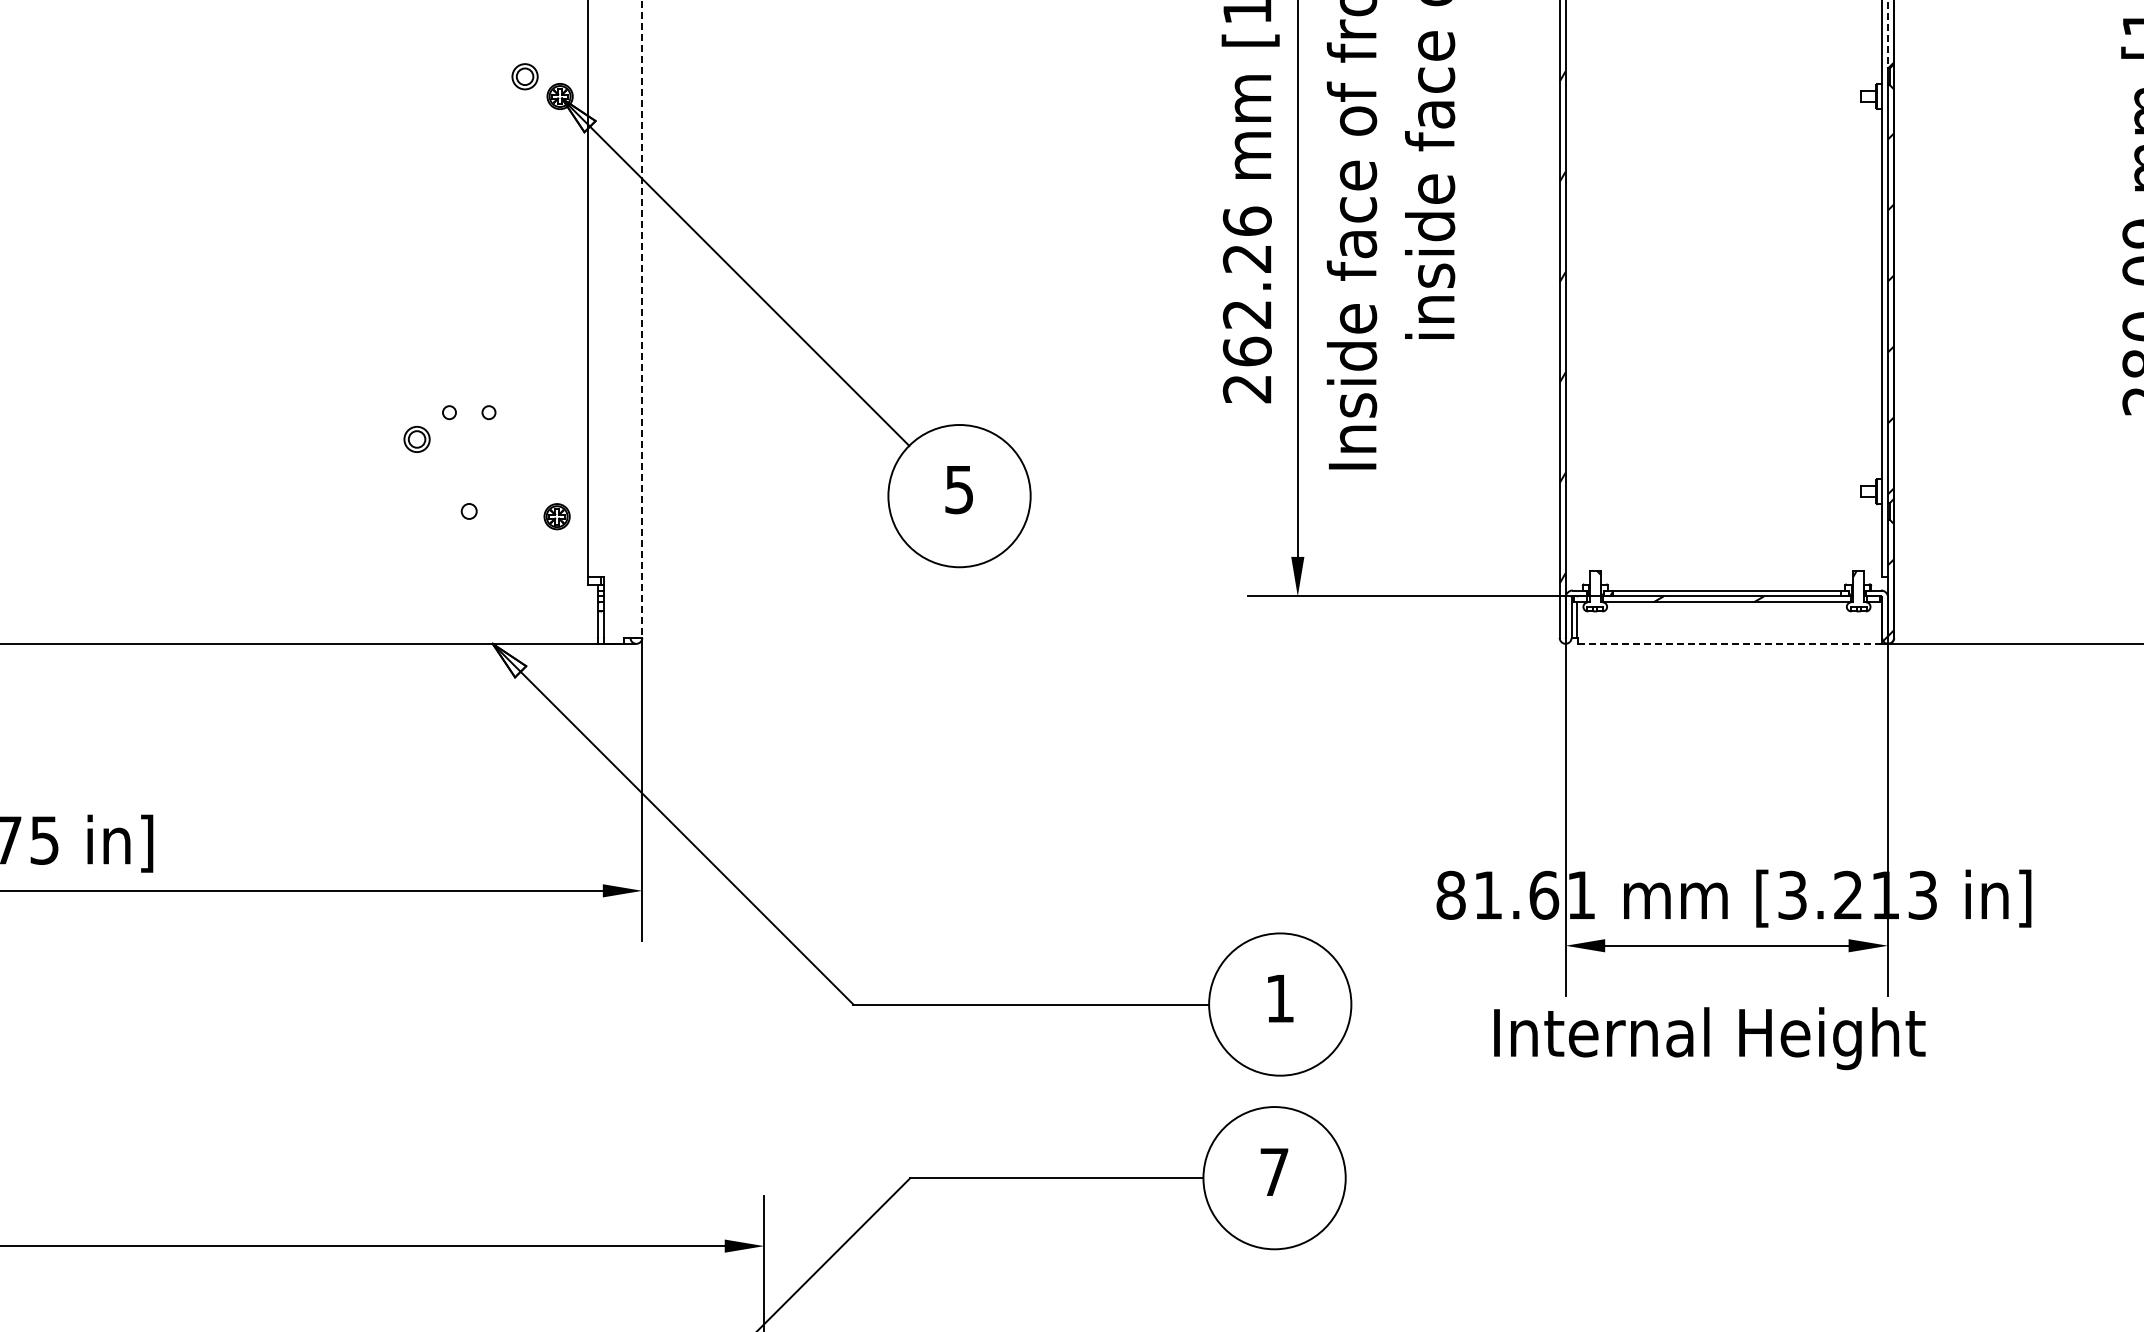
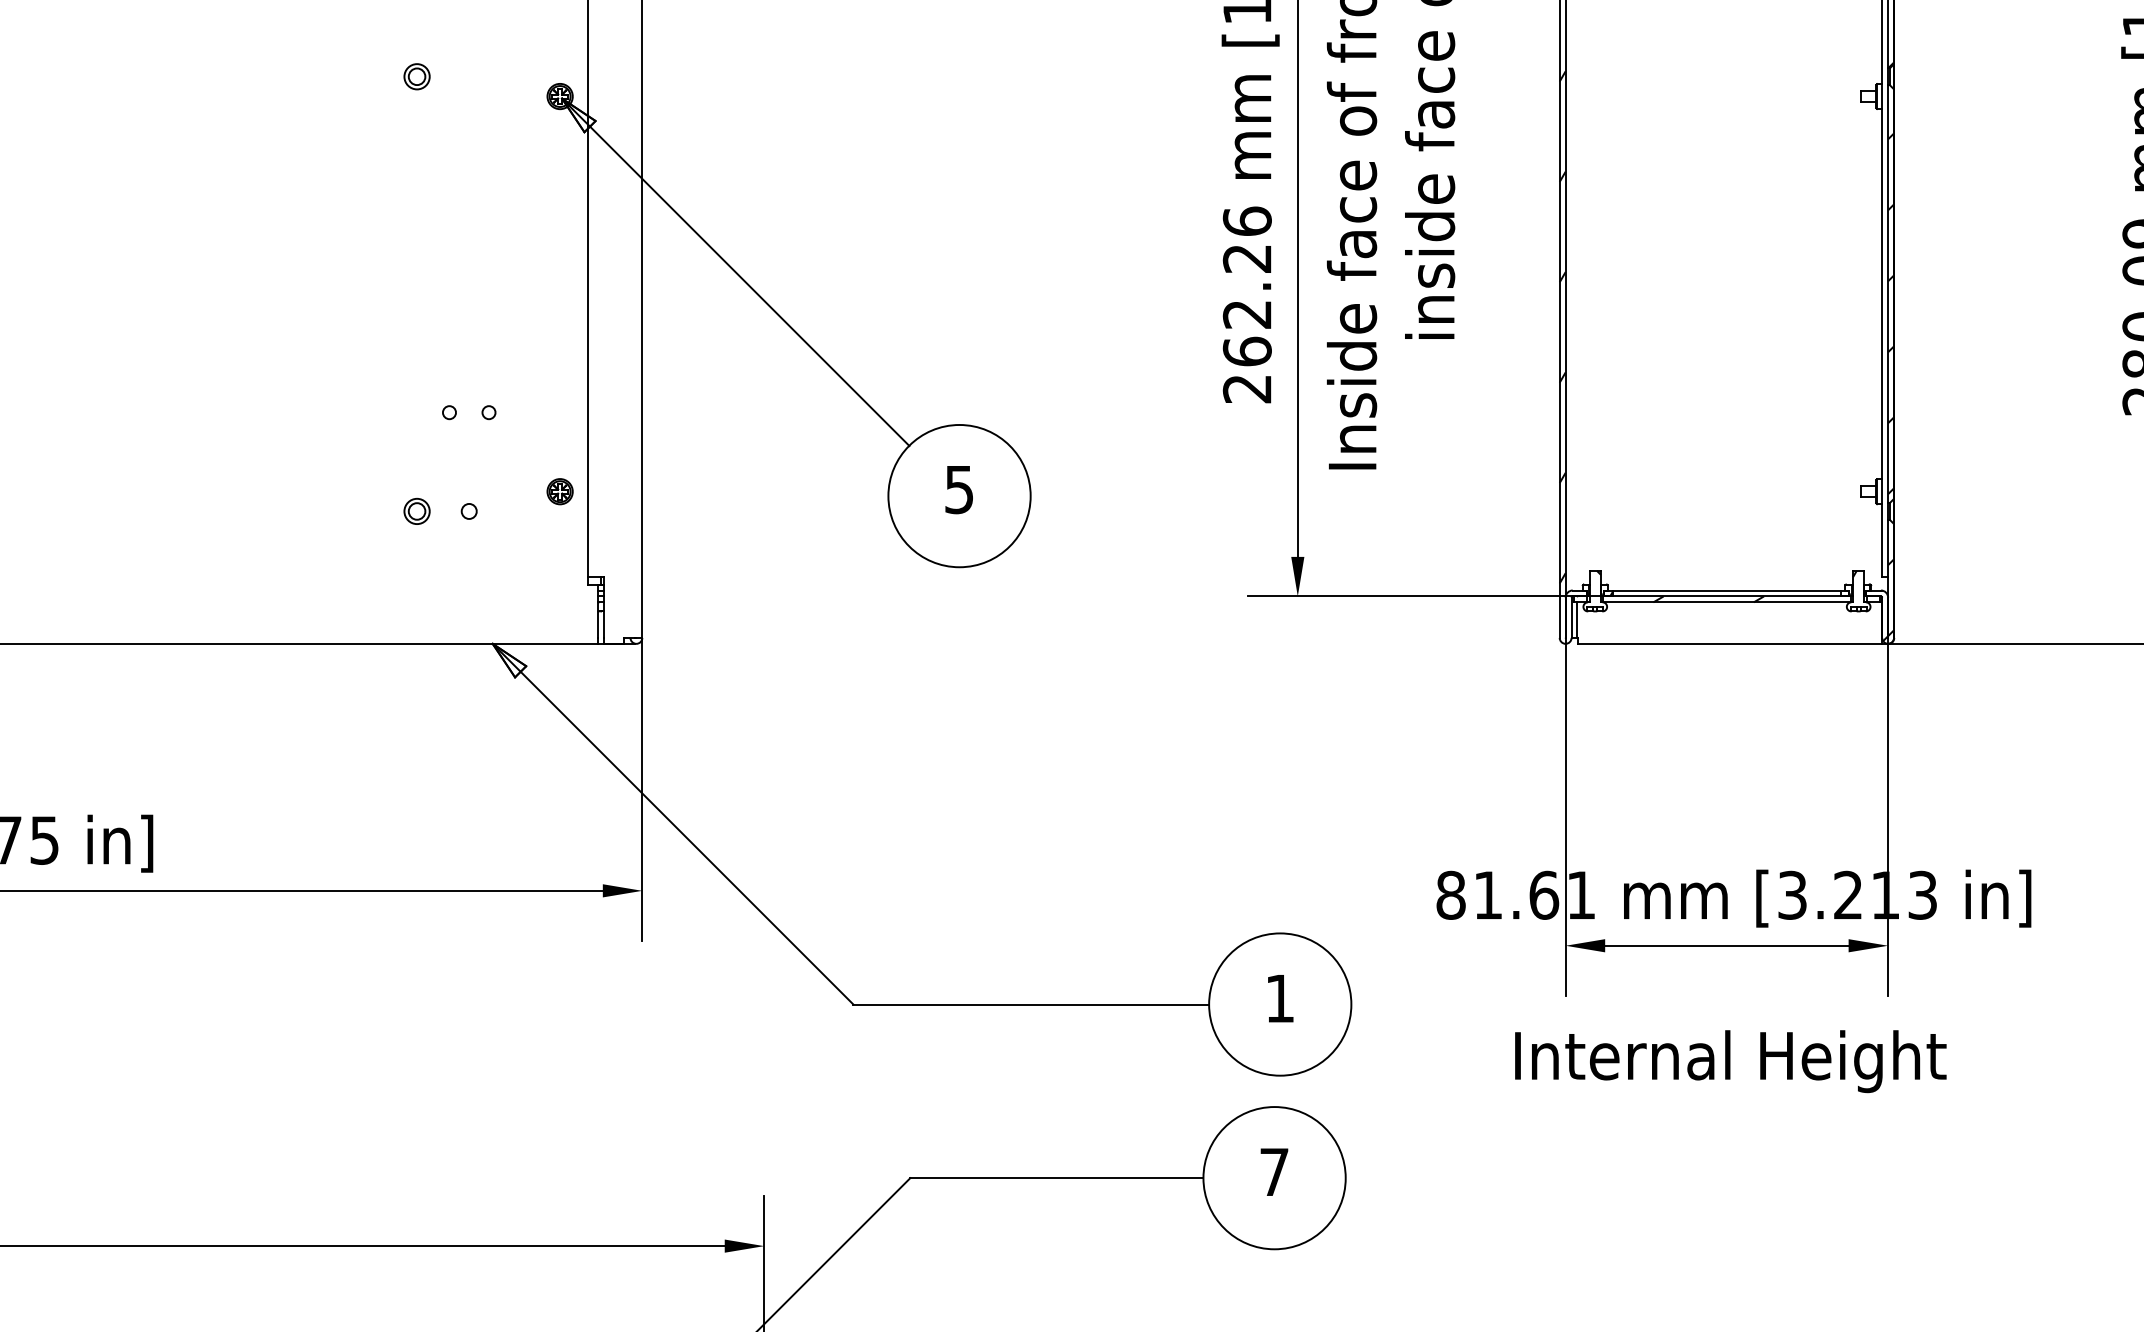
line: dashed -> solid (1888, 34)
part position: (524, 76) -> (416, 76) (416, 76)
line: dashed -> solid (642, 318)
part position: (416, 438) -> (416, 510) (416, 510)
part position: (556, 516) -> (559, 491) (559, 491)
line: dashed -> solid (1730, 643)
text position: (1709, 1038) -> (1730, 1061) (1730, 1061)
